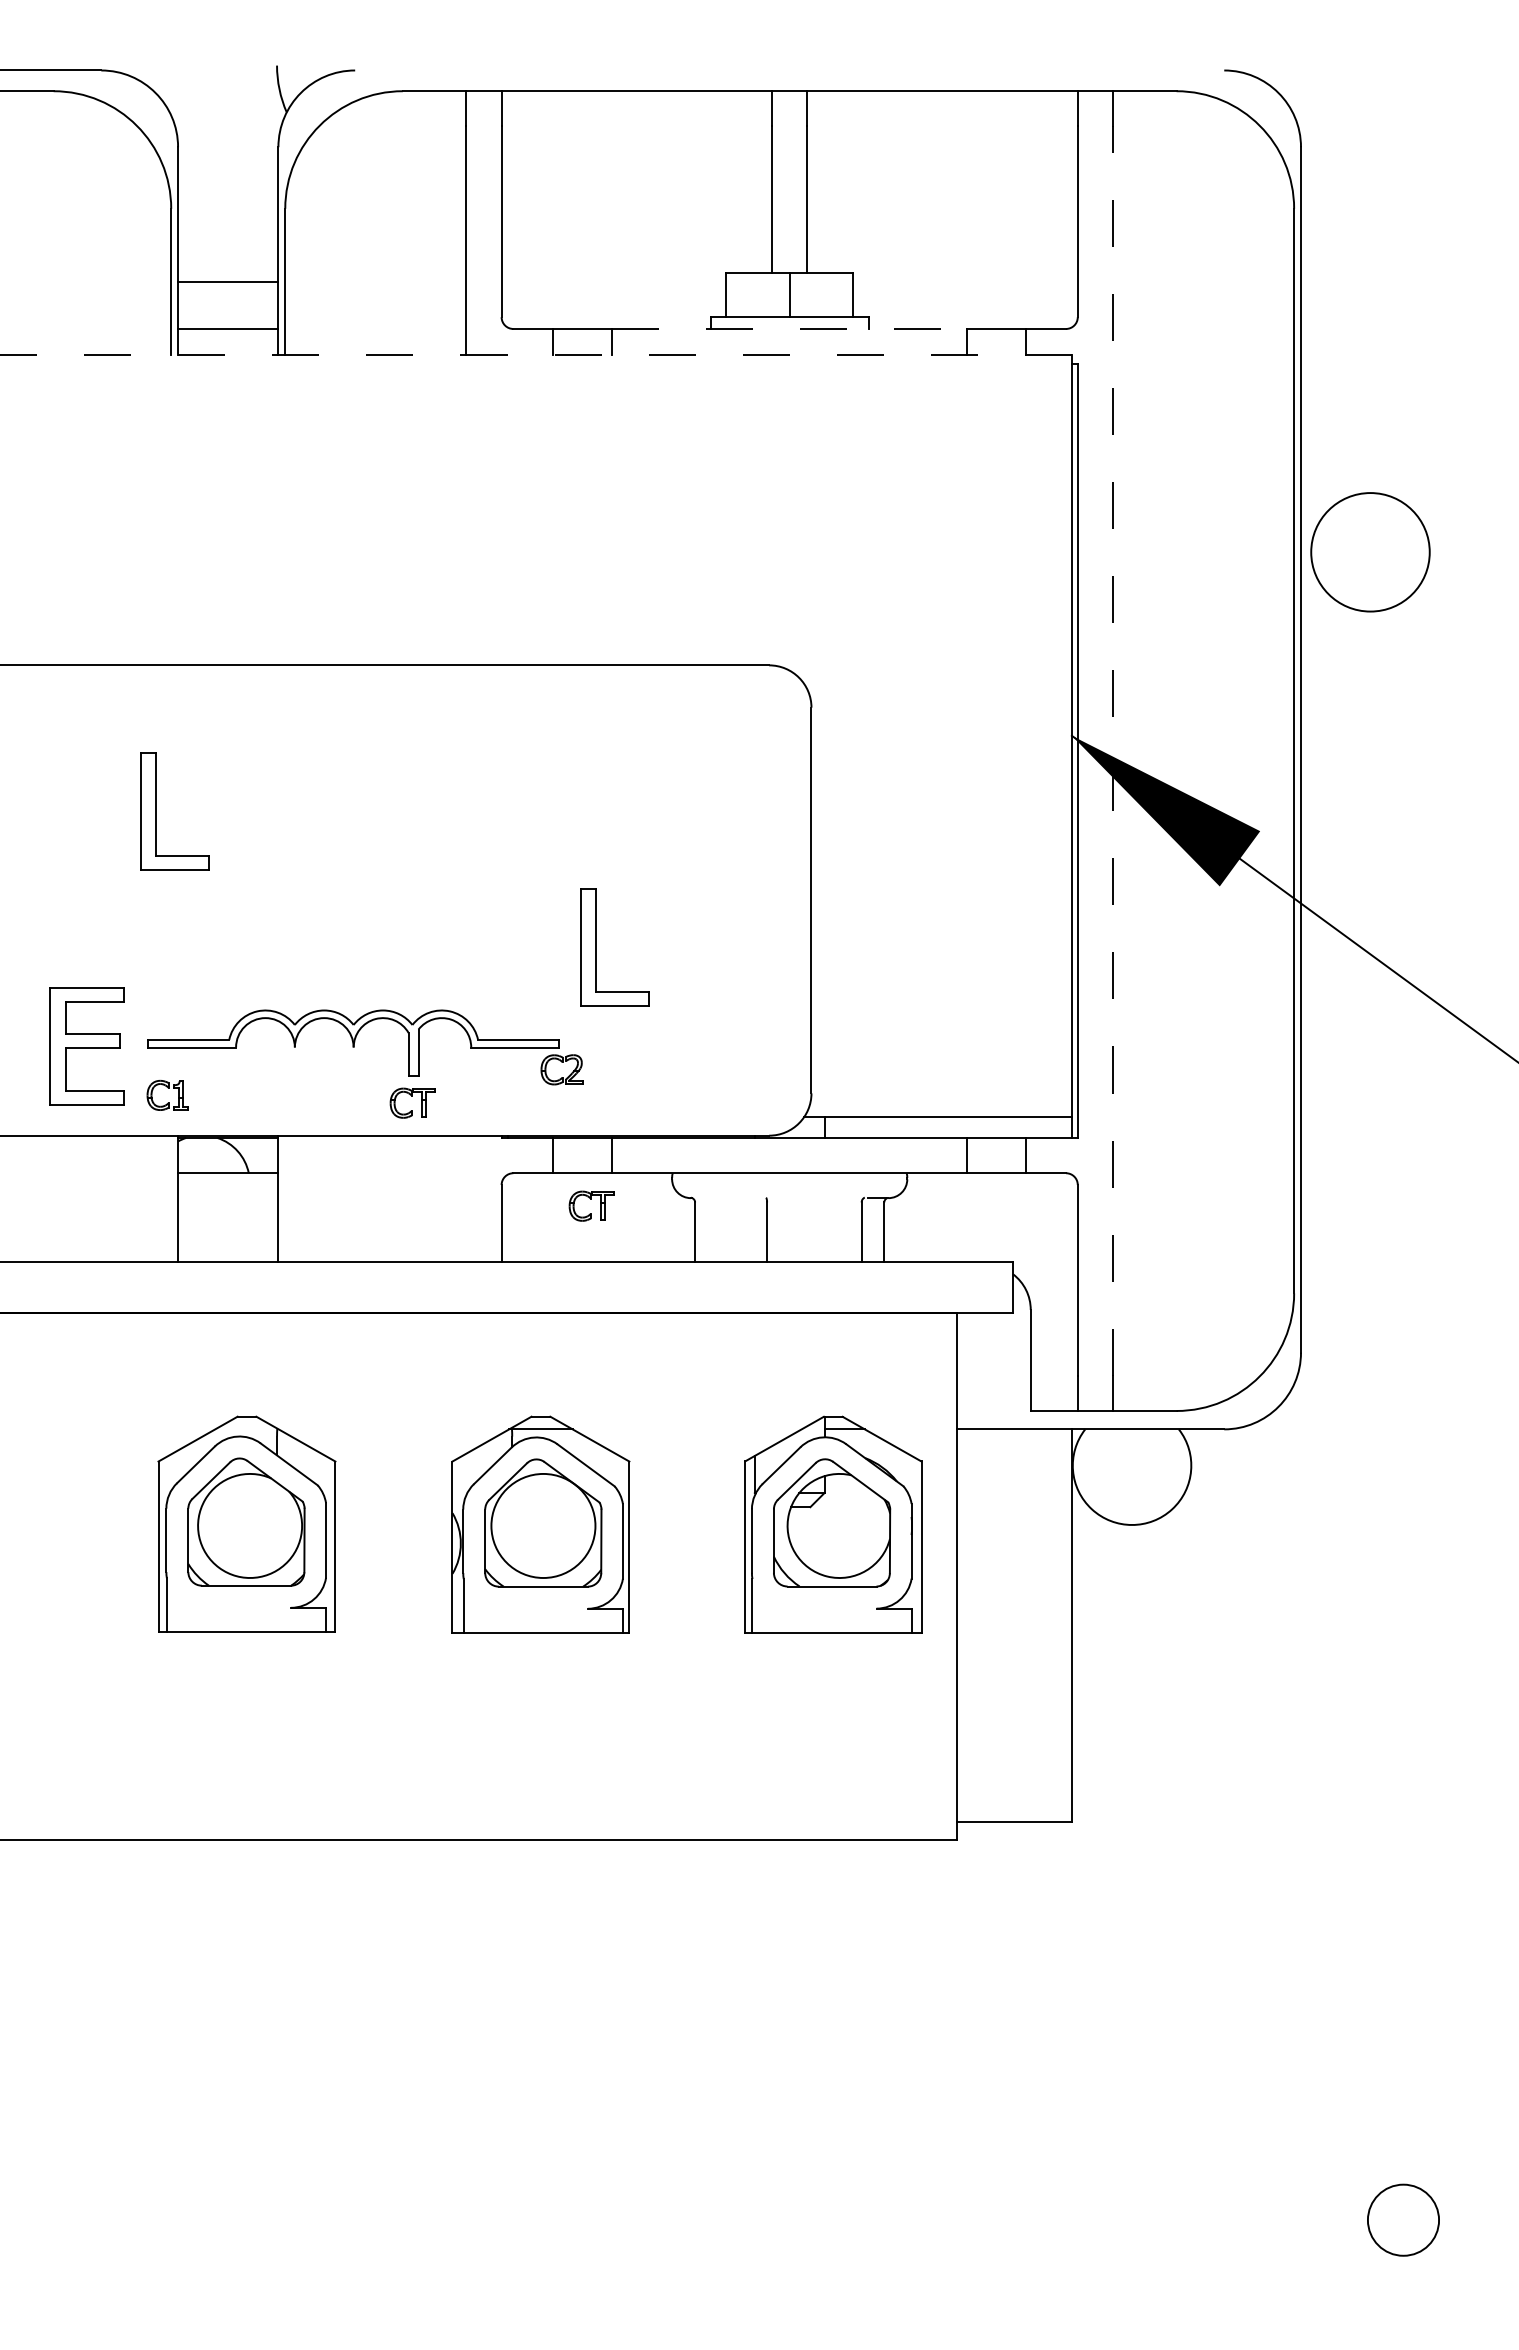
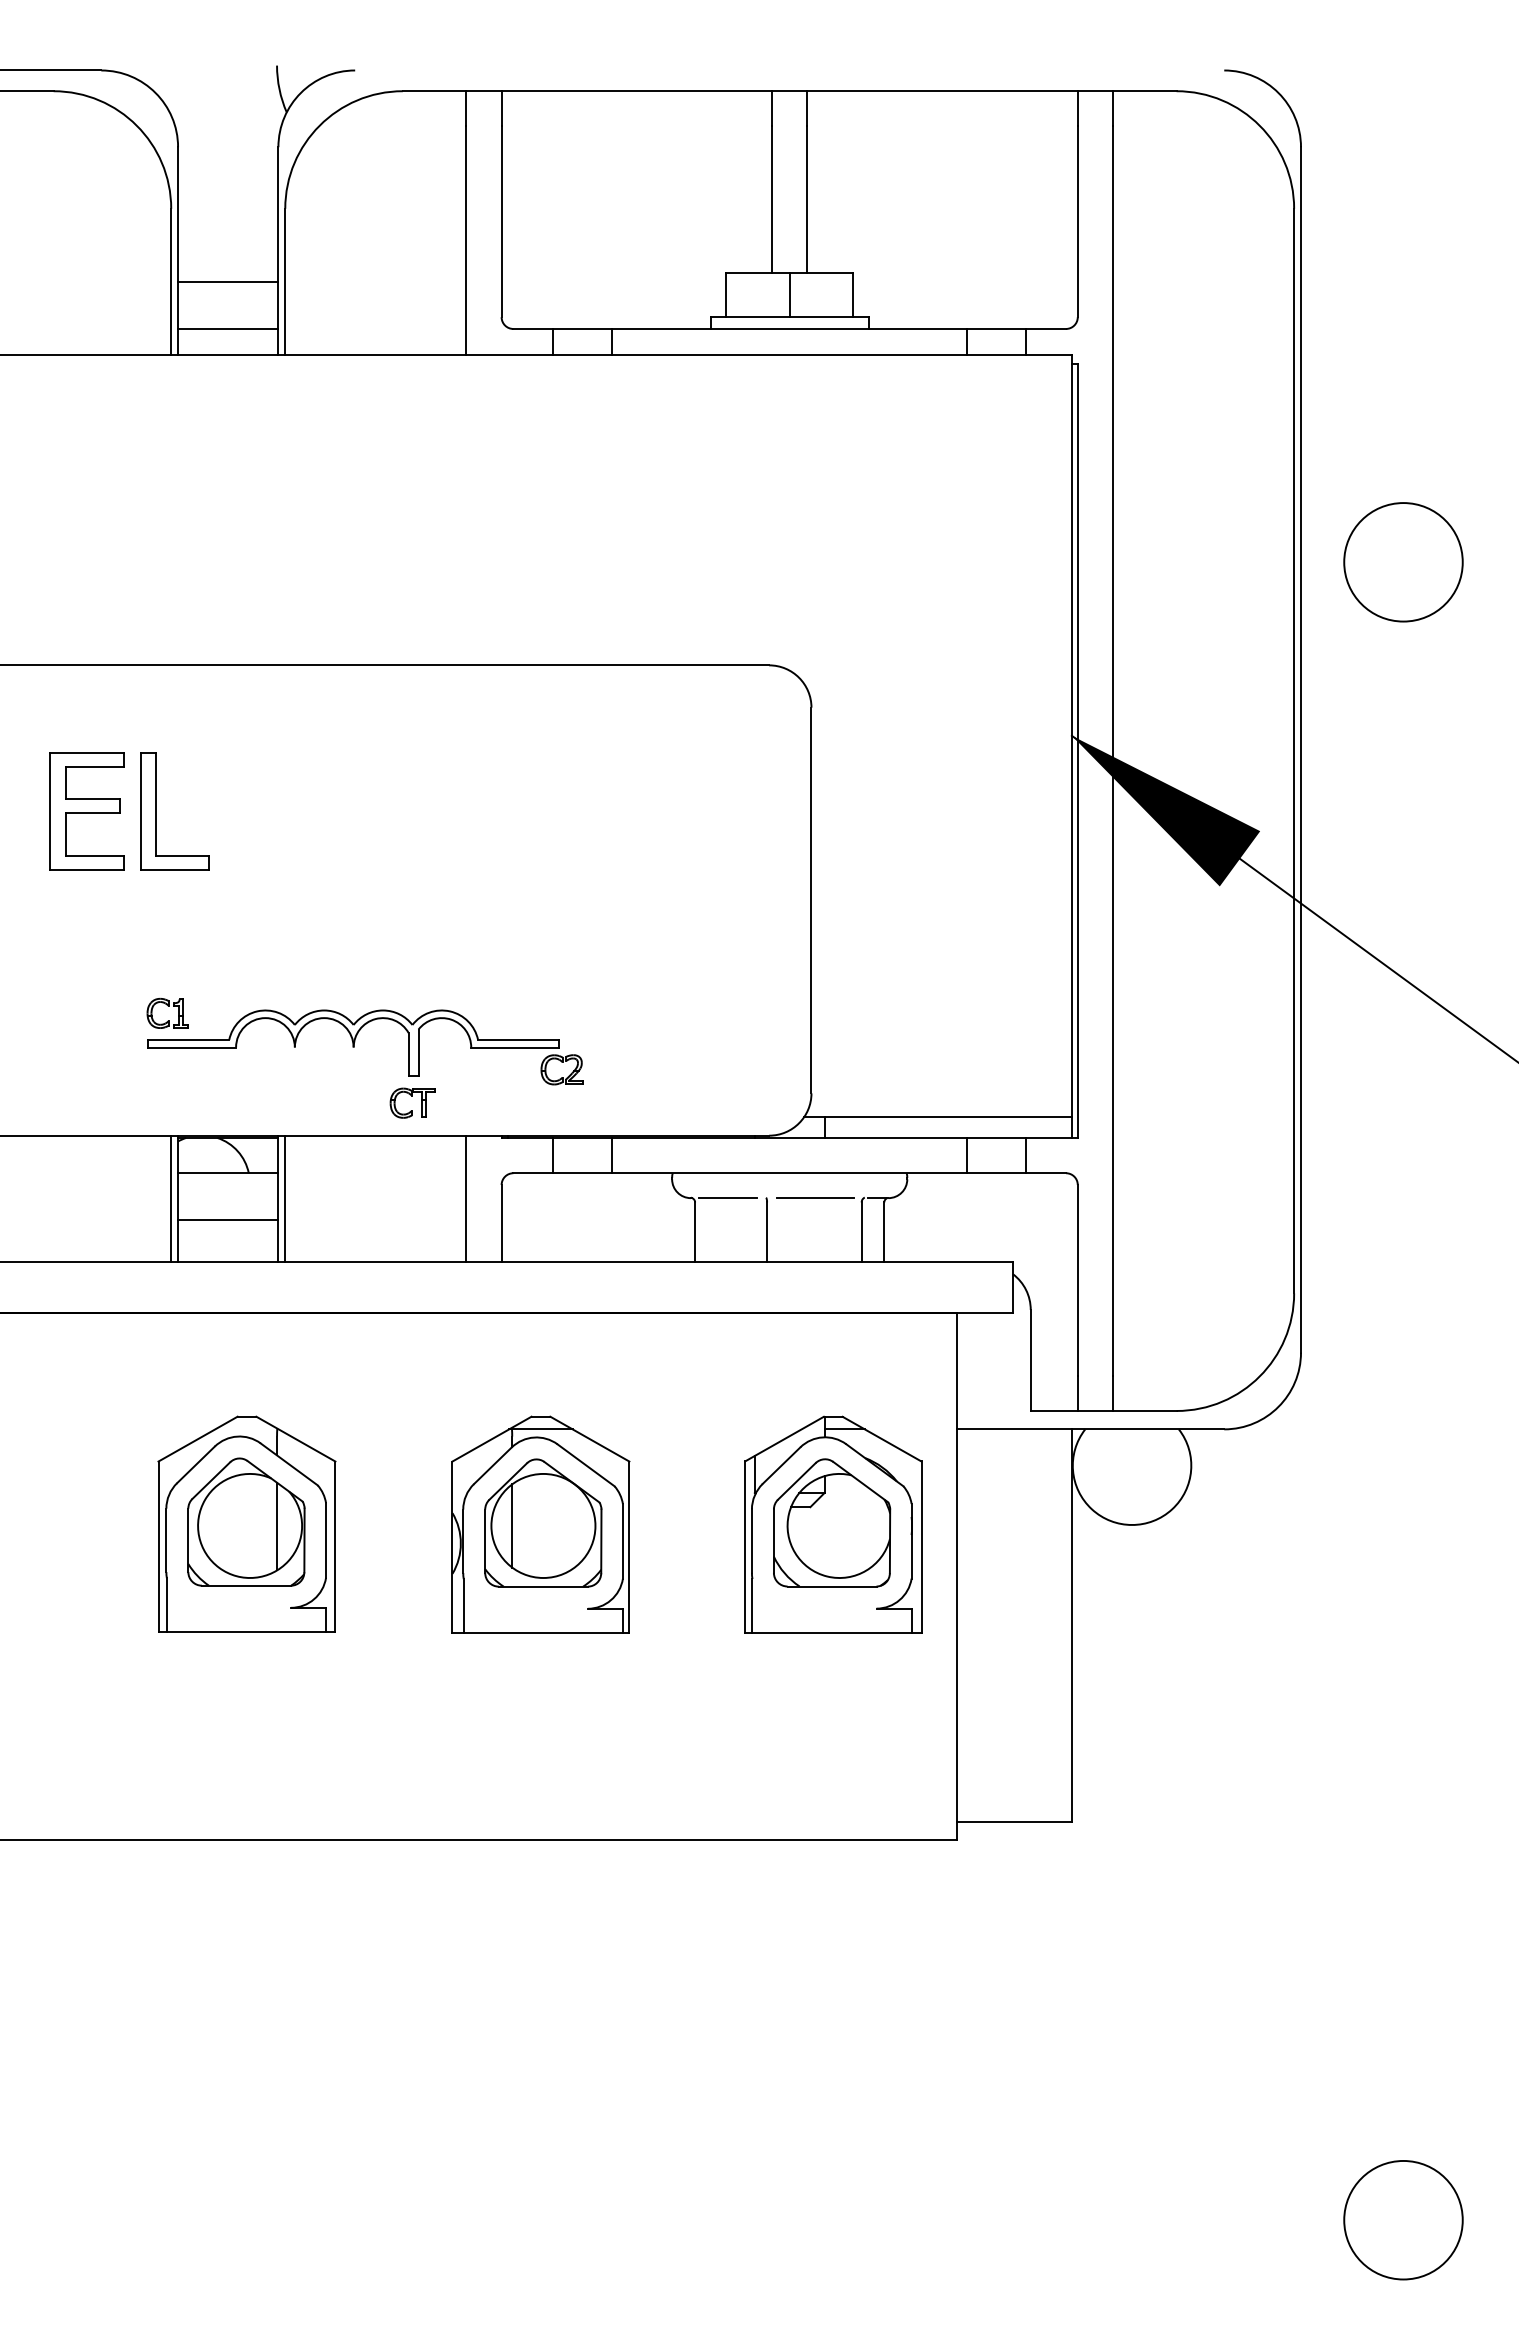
line: dashed -> solid (789, 328)
line: dashed -> solid (535, 354)
circle position: (1370, 552) -> (1403, 562) (1403, 562)
line: dashed -> solid (1113, 751)
part: present -> none (596, 947)
part position: (86, 1046) -> (86, 811) (86, 811)
part position: (167, 1102) -> (167, 1020) (167, 1020)
line: none -> present (171, 1198)
line: none -> present (285, 1198)
line: none -> present (466, 1198)
line: none -> present (727, 1198)
line: none -> present (815, 1198)
part: present -> none (591, 1205)
line: none -> present (228, 1220)
line: none -> present (512, 1525)
line: none -> present (277, 1526)
circle diameter: 71 px -> 119 px (1403, 2219)
